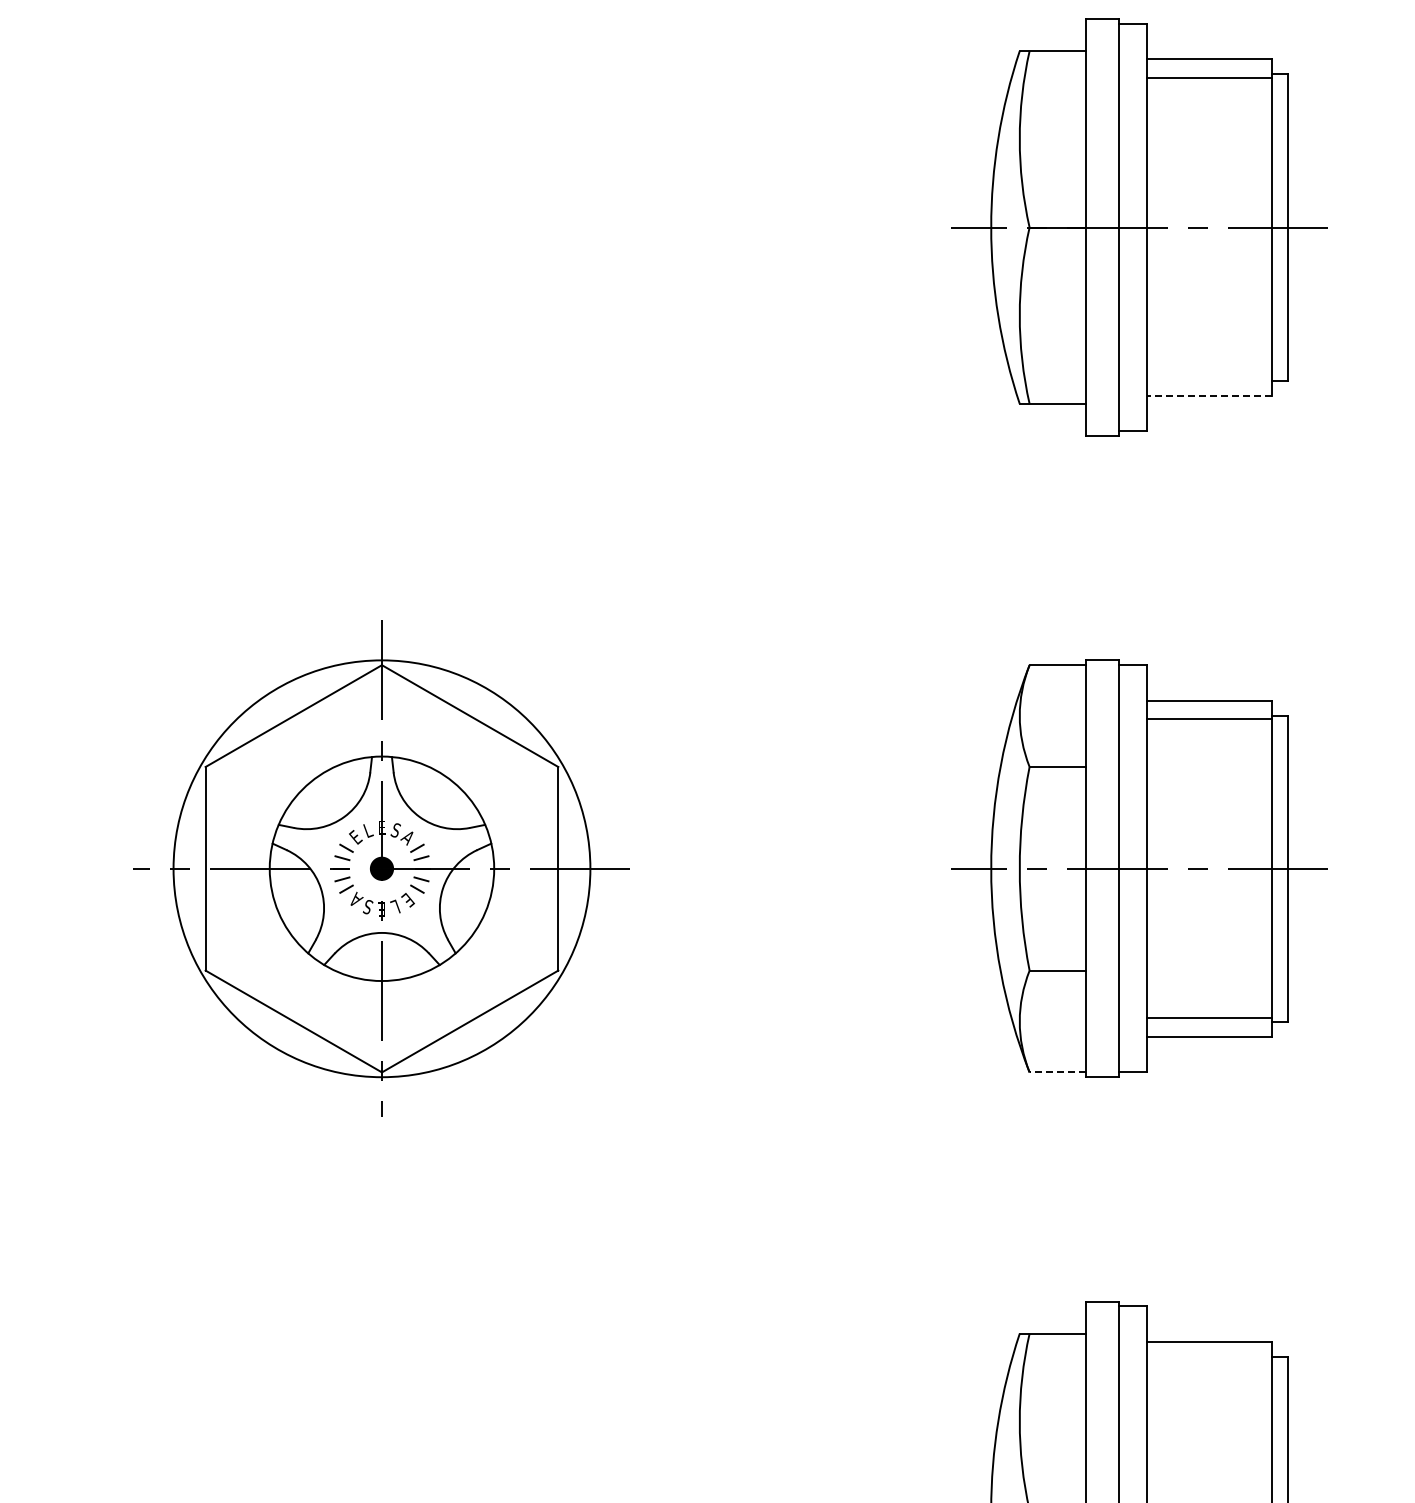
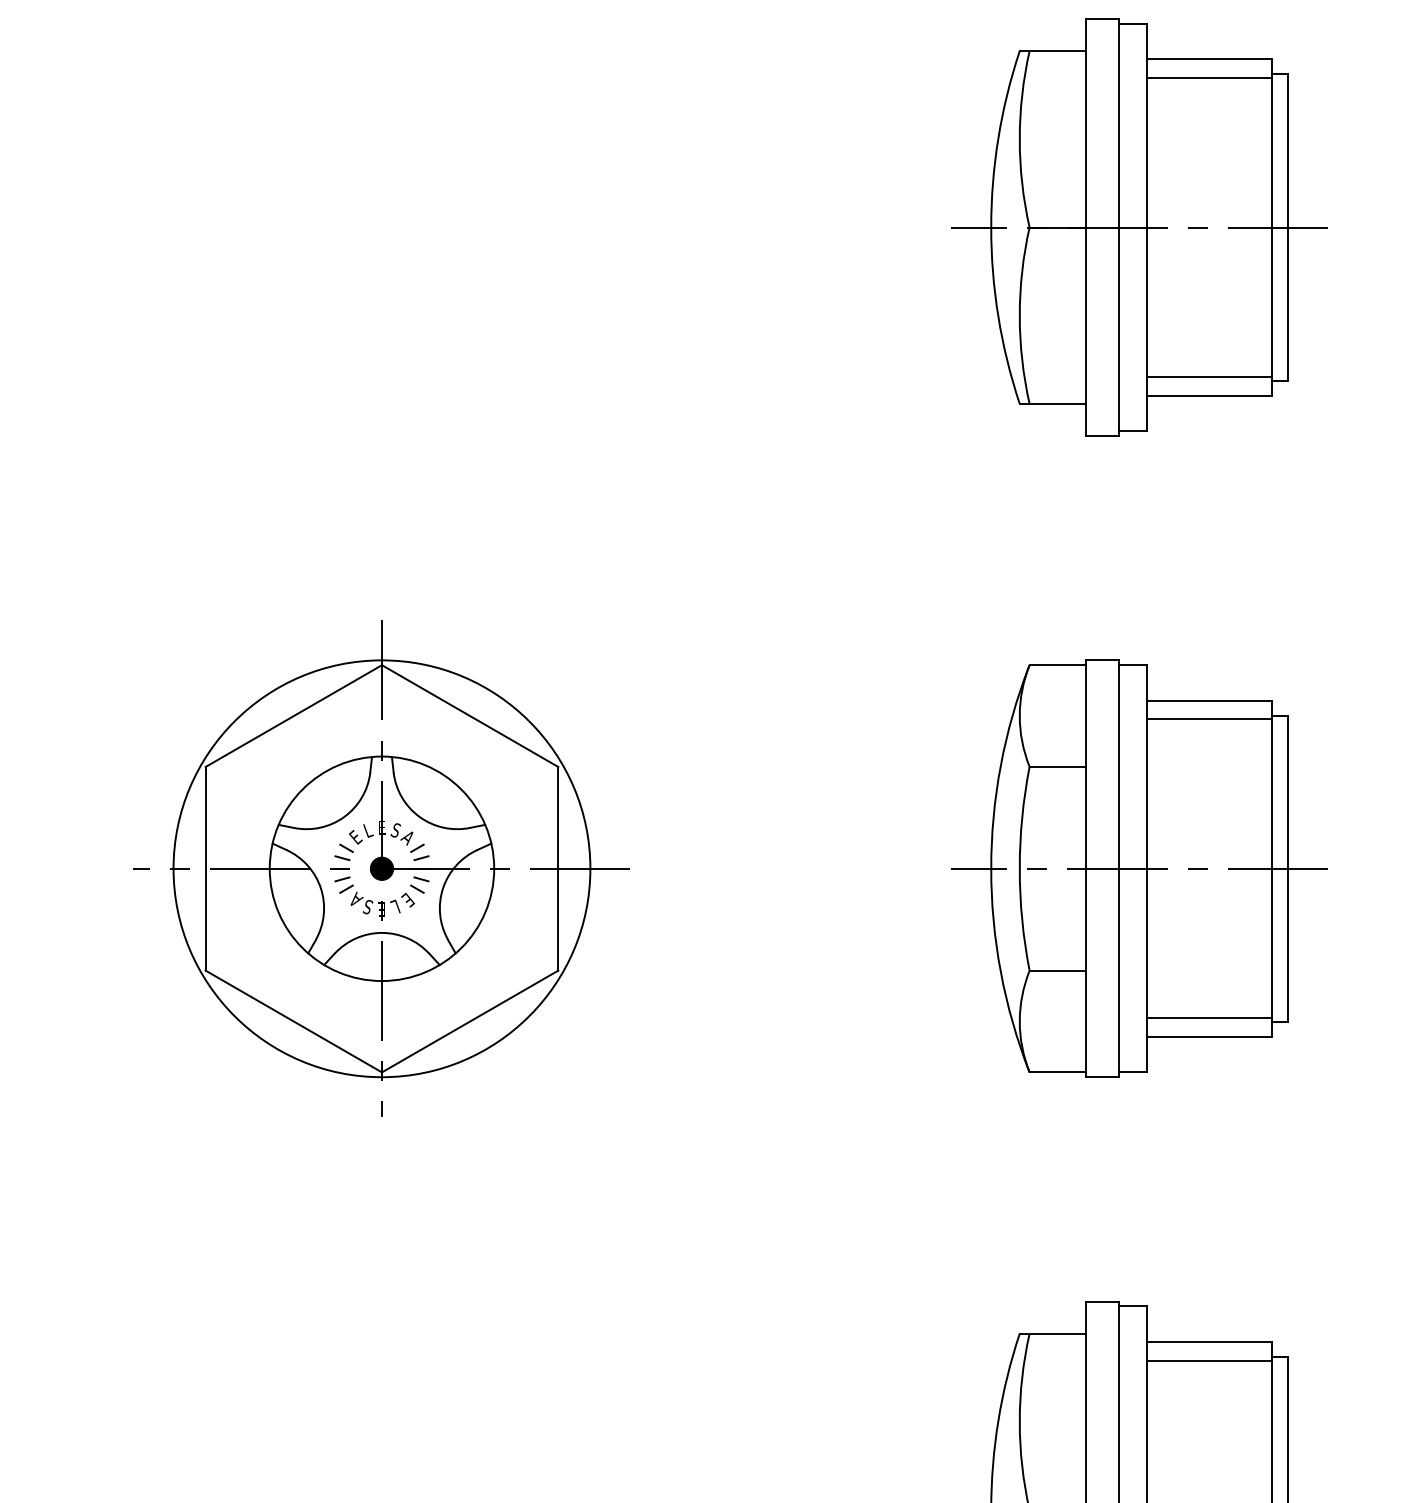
line: none -> present (1208, 376)
line: dashed -> solid (1208, 395)
line: dashed -> solid (1057, 1072)
line: none -> present (1208, 1360)
